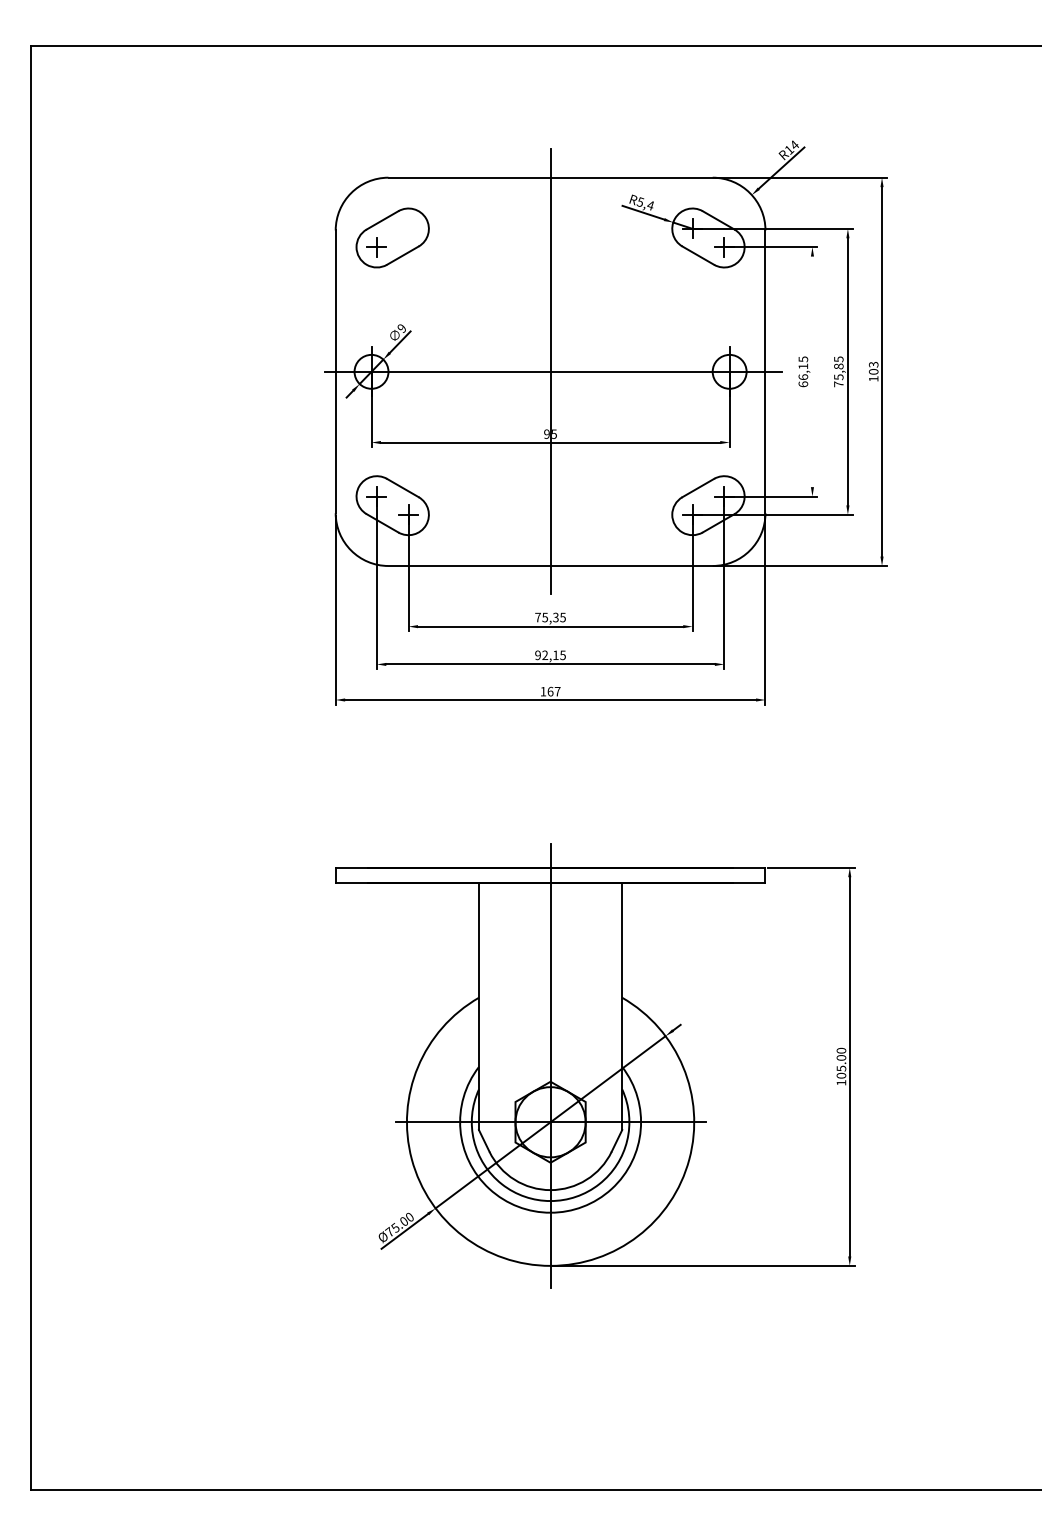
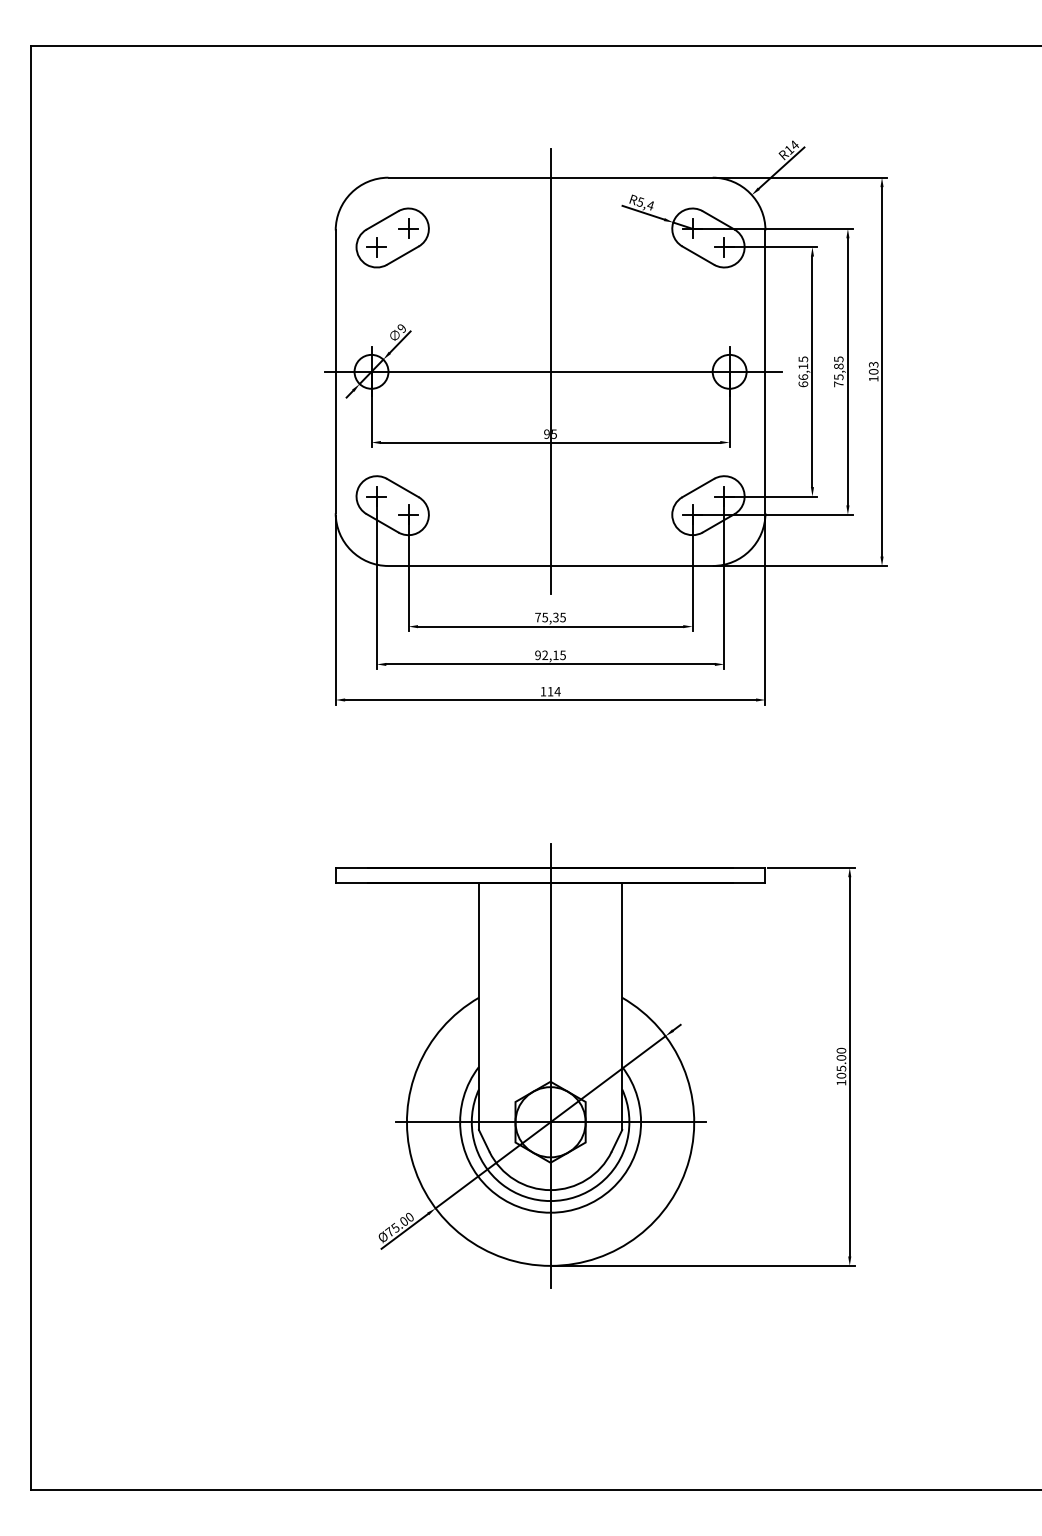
part: none -> present (408, 228)
line: none -> present (812, 371)
text: 167 -> 114 (553, 691)
